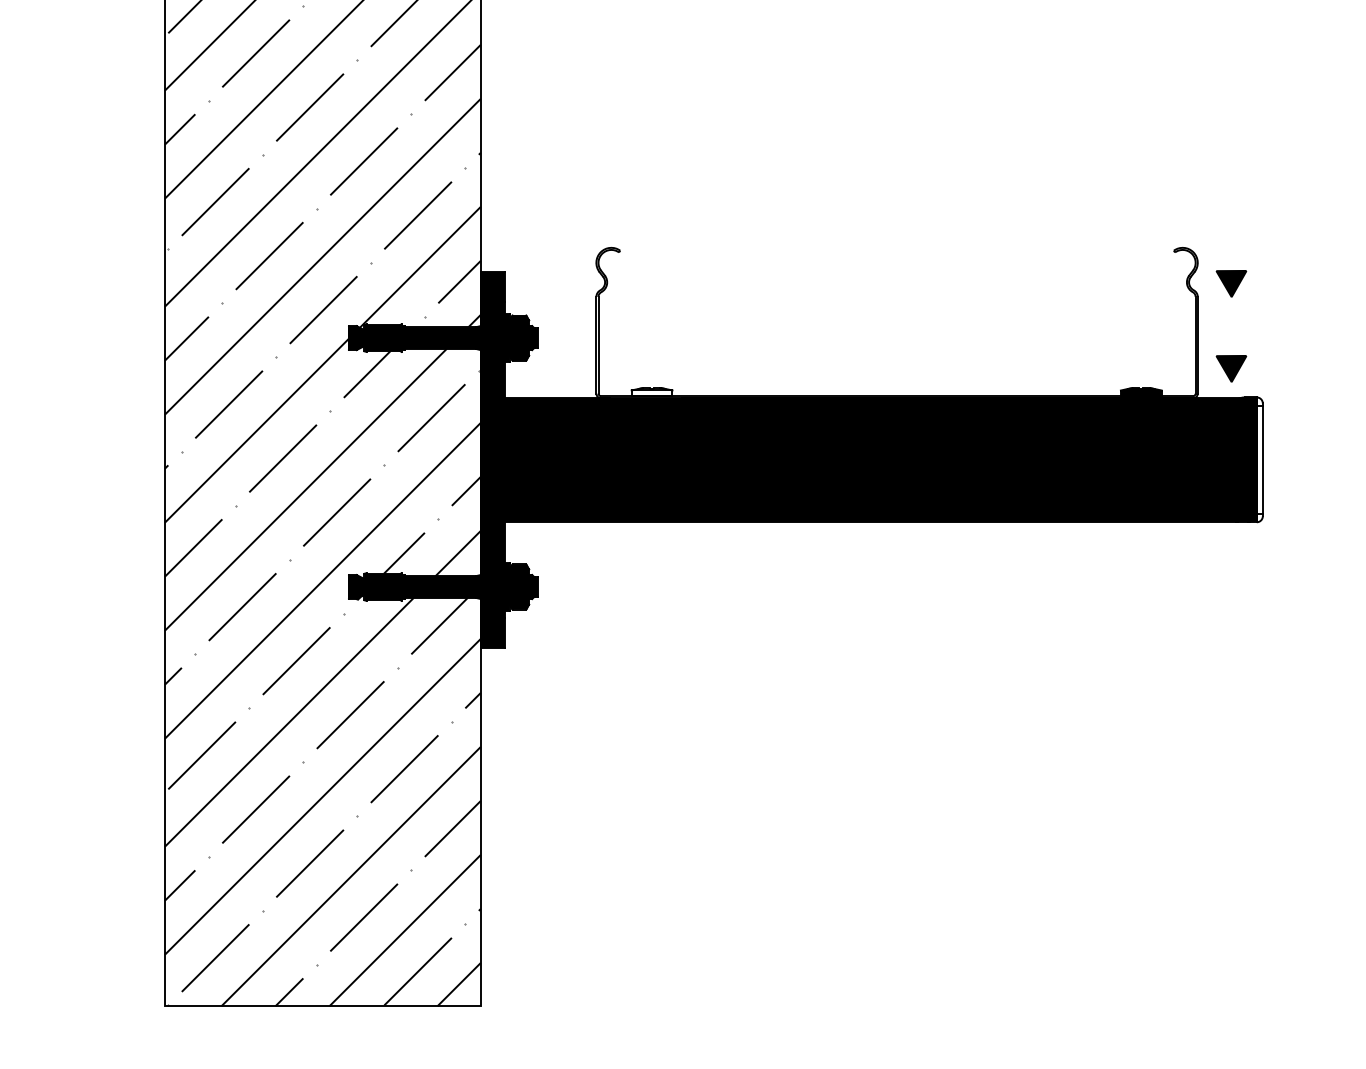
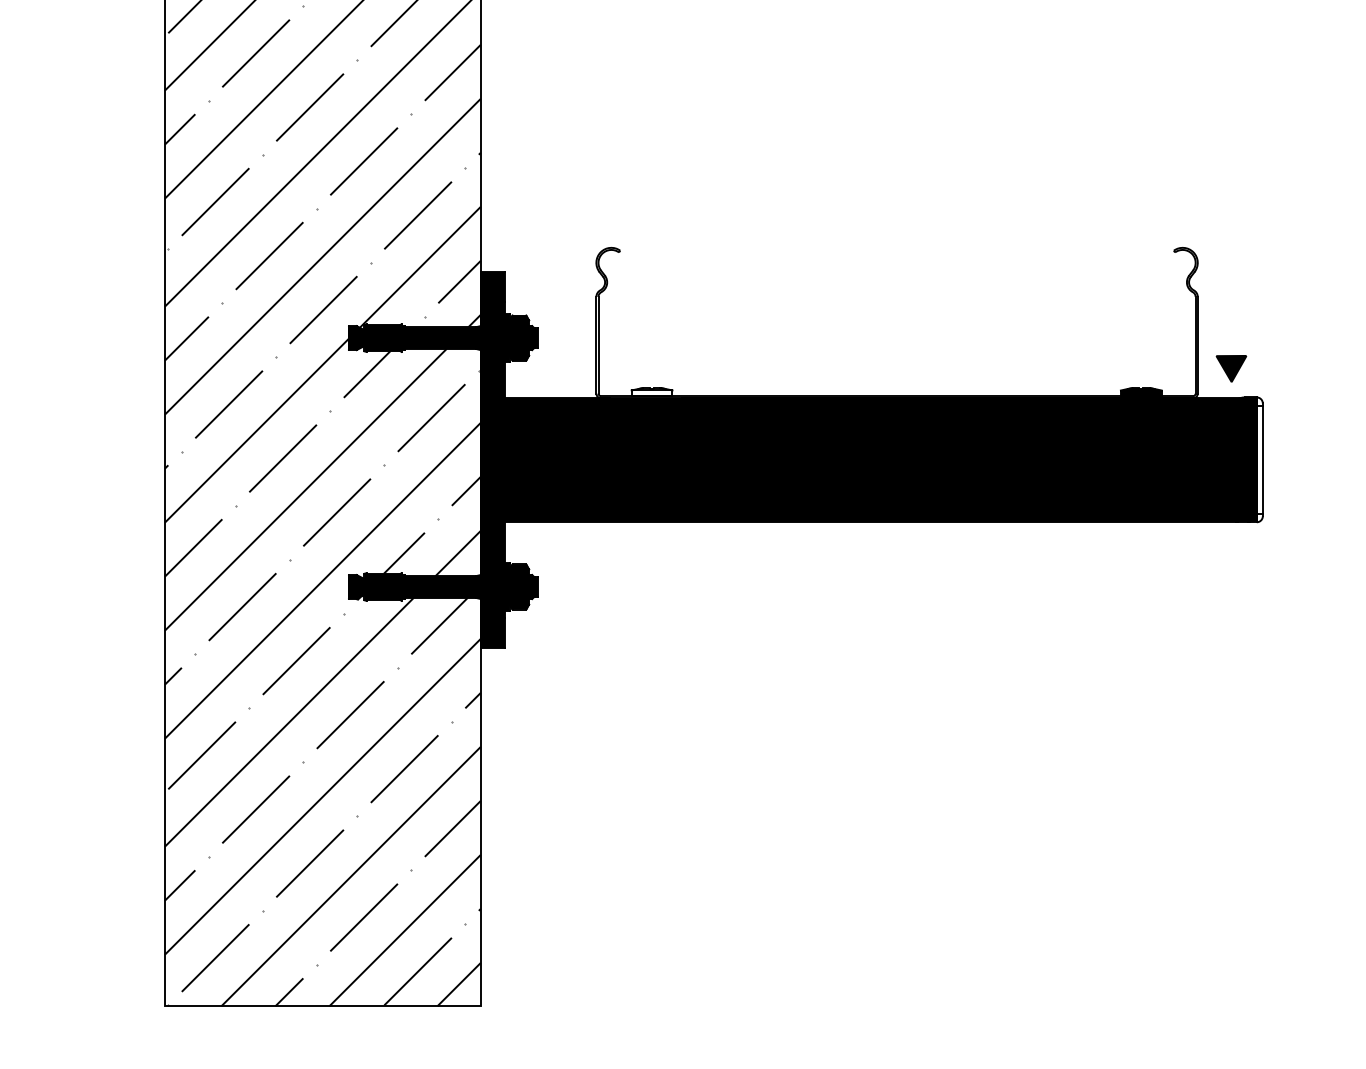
part: present -> none (1231, 283)
